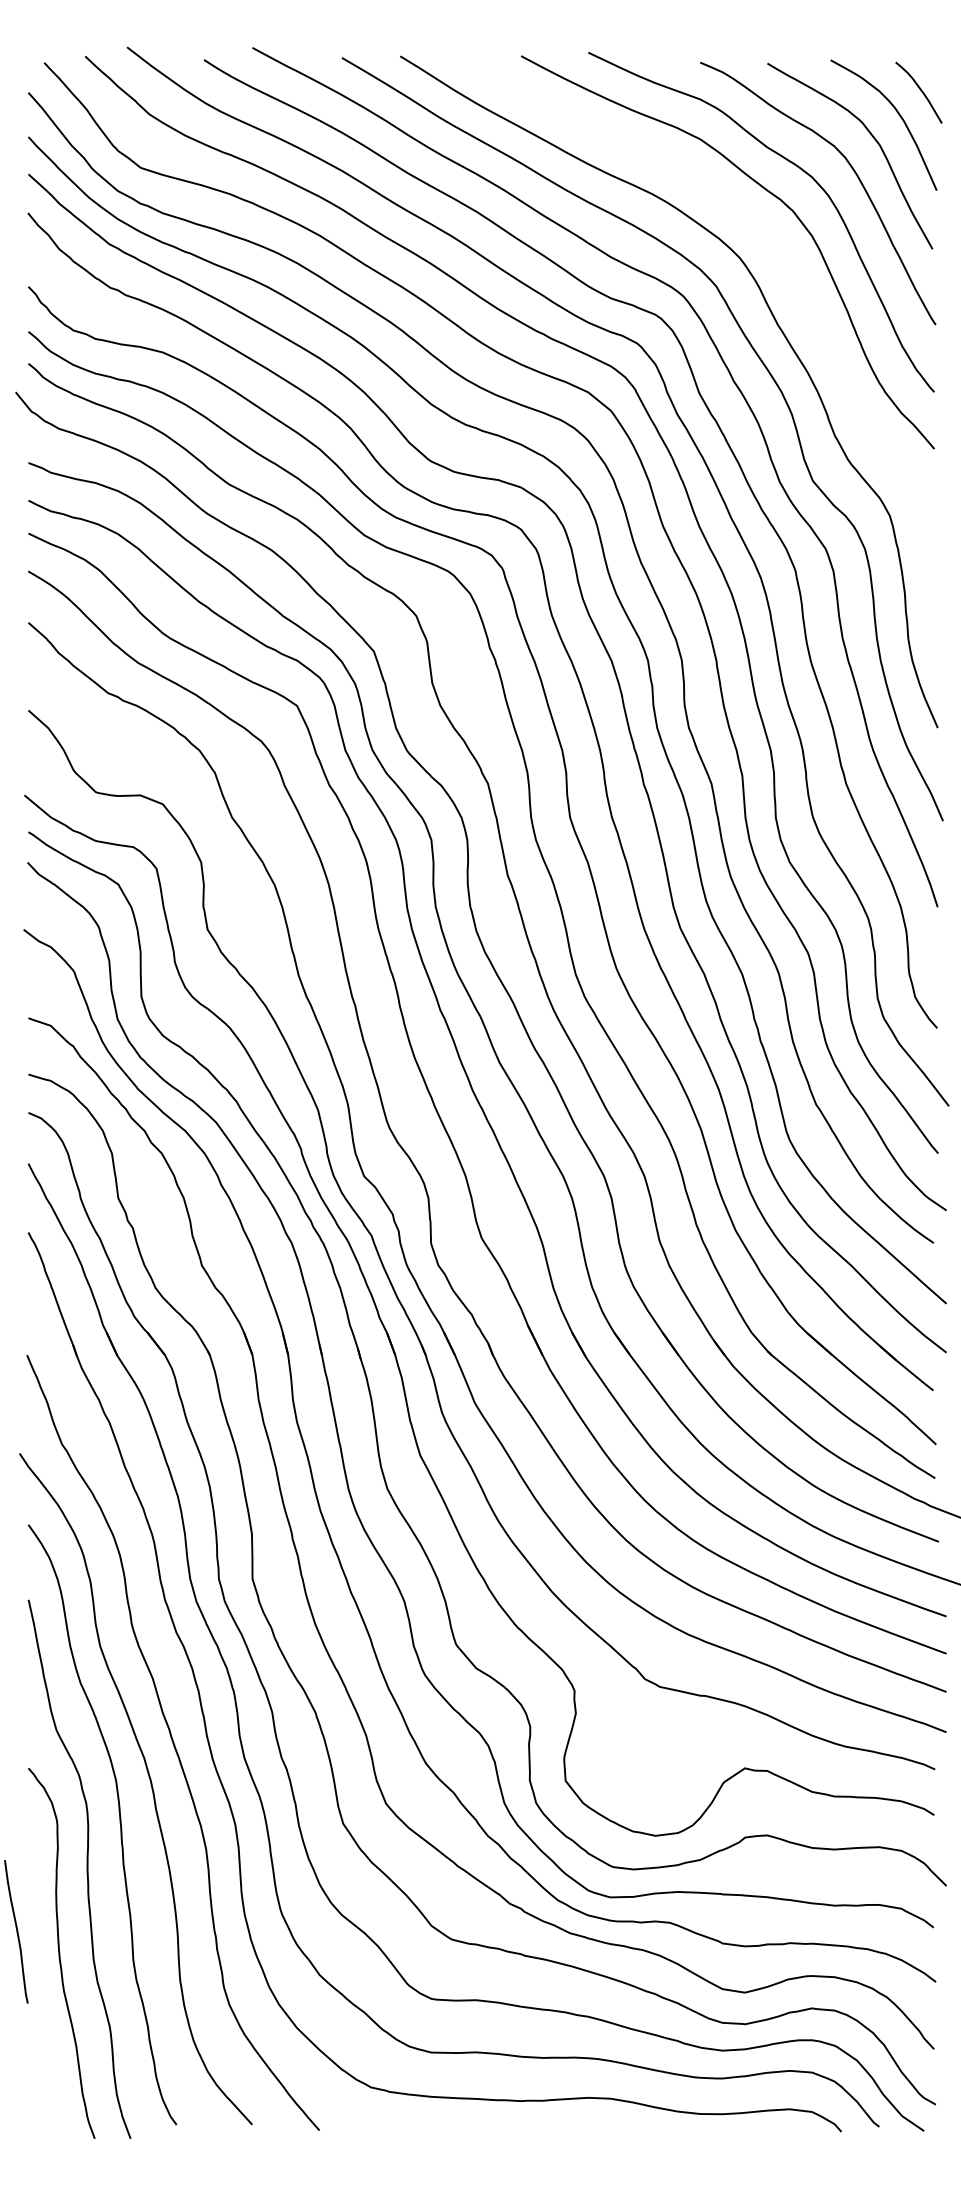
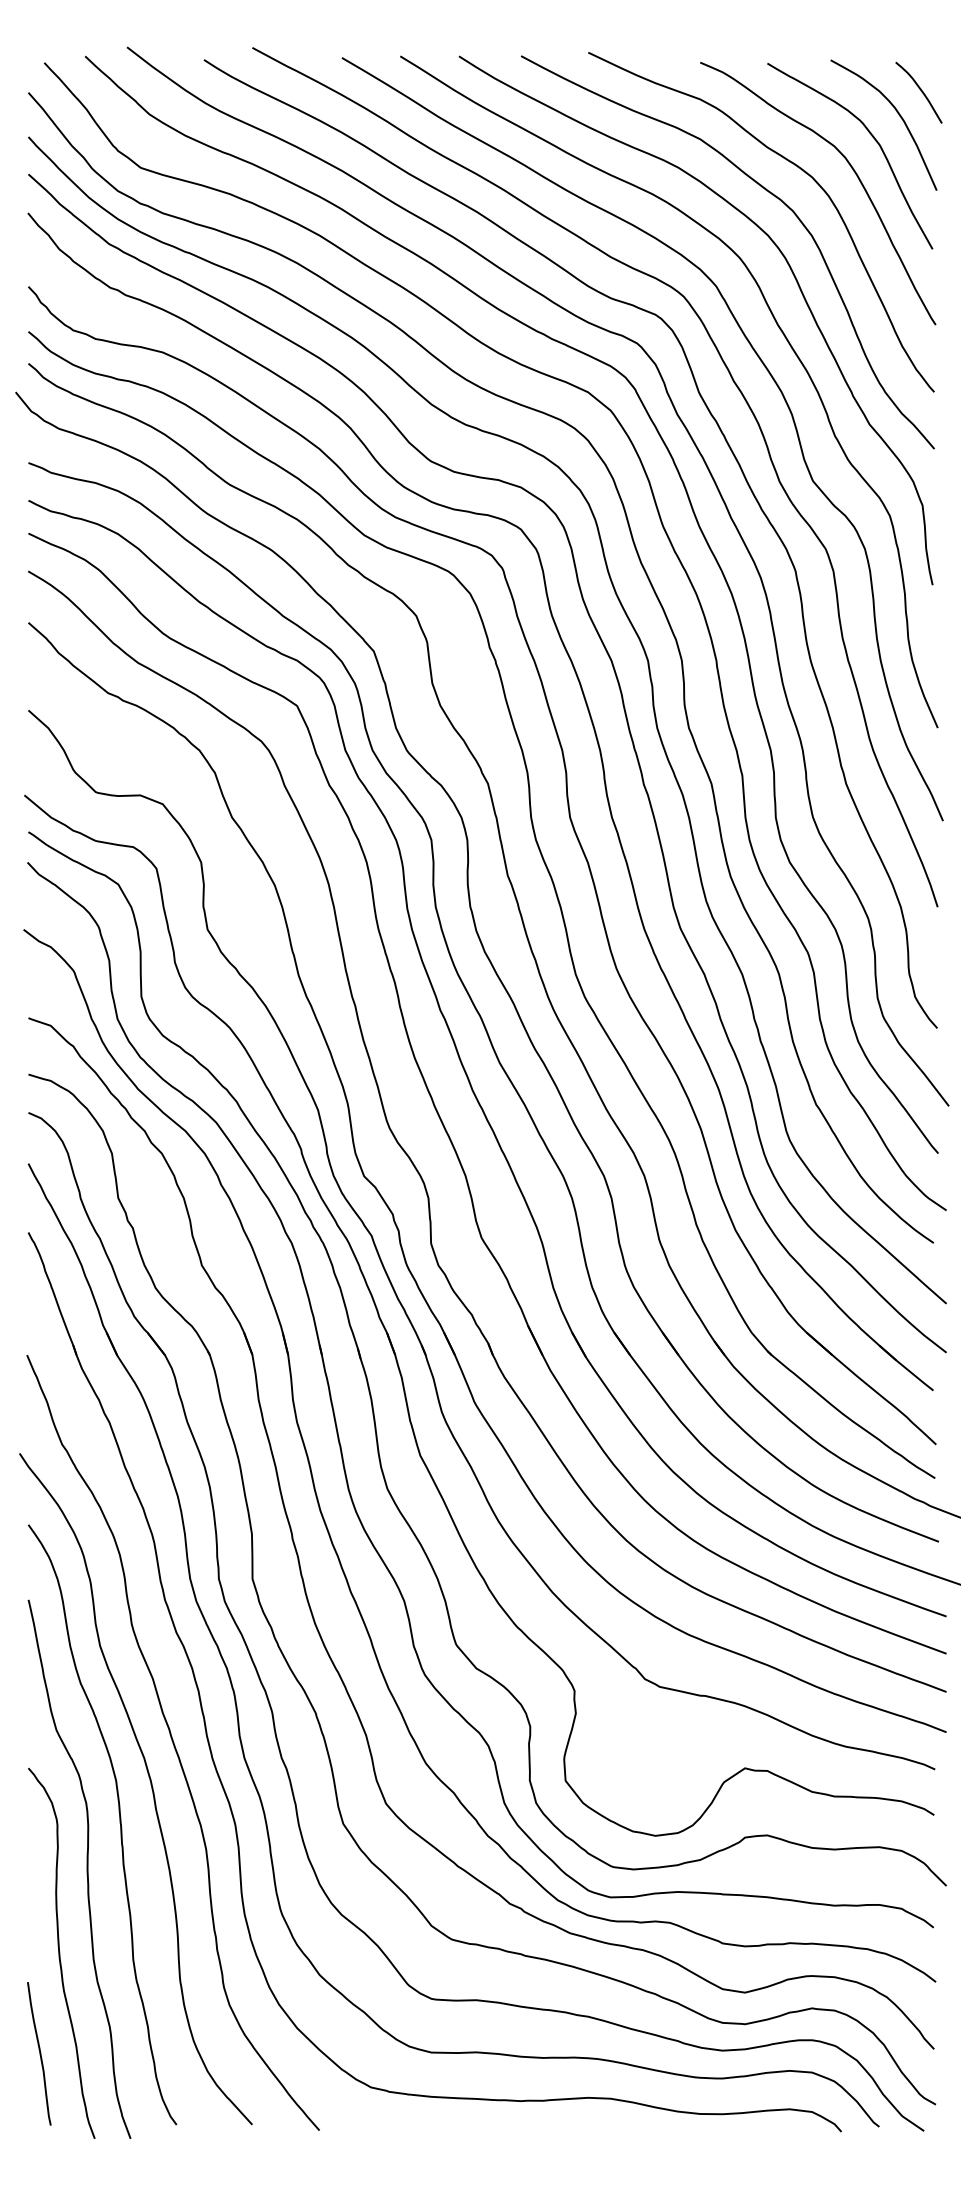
curve: none -> present (791, 272)
curve position: (16, 1931) -> (39, 2053) (39, 2053)
